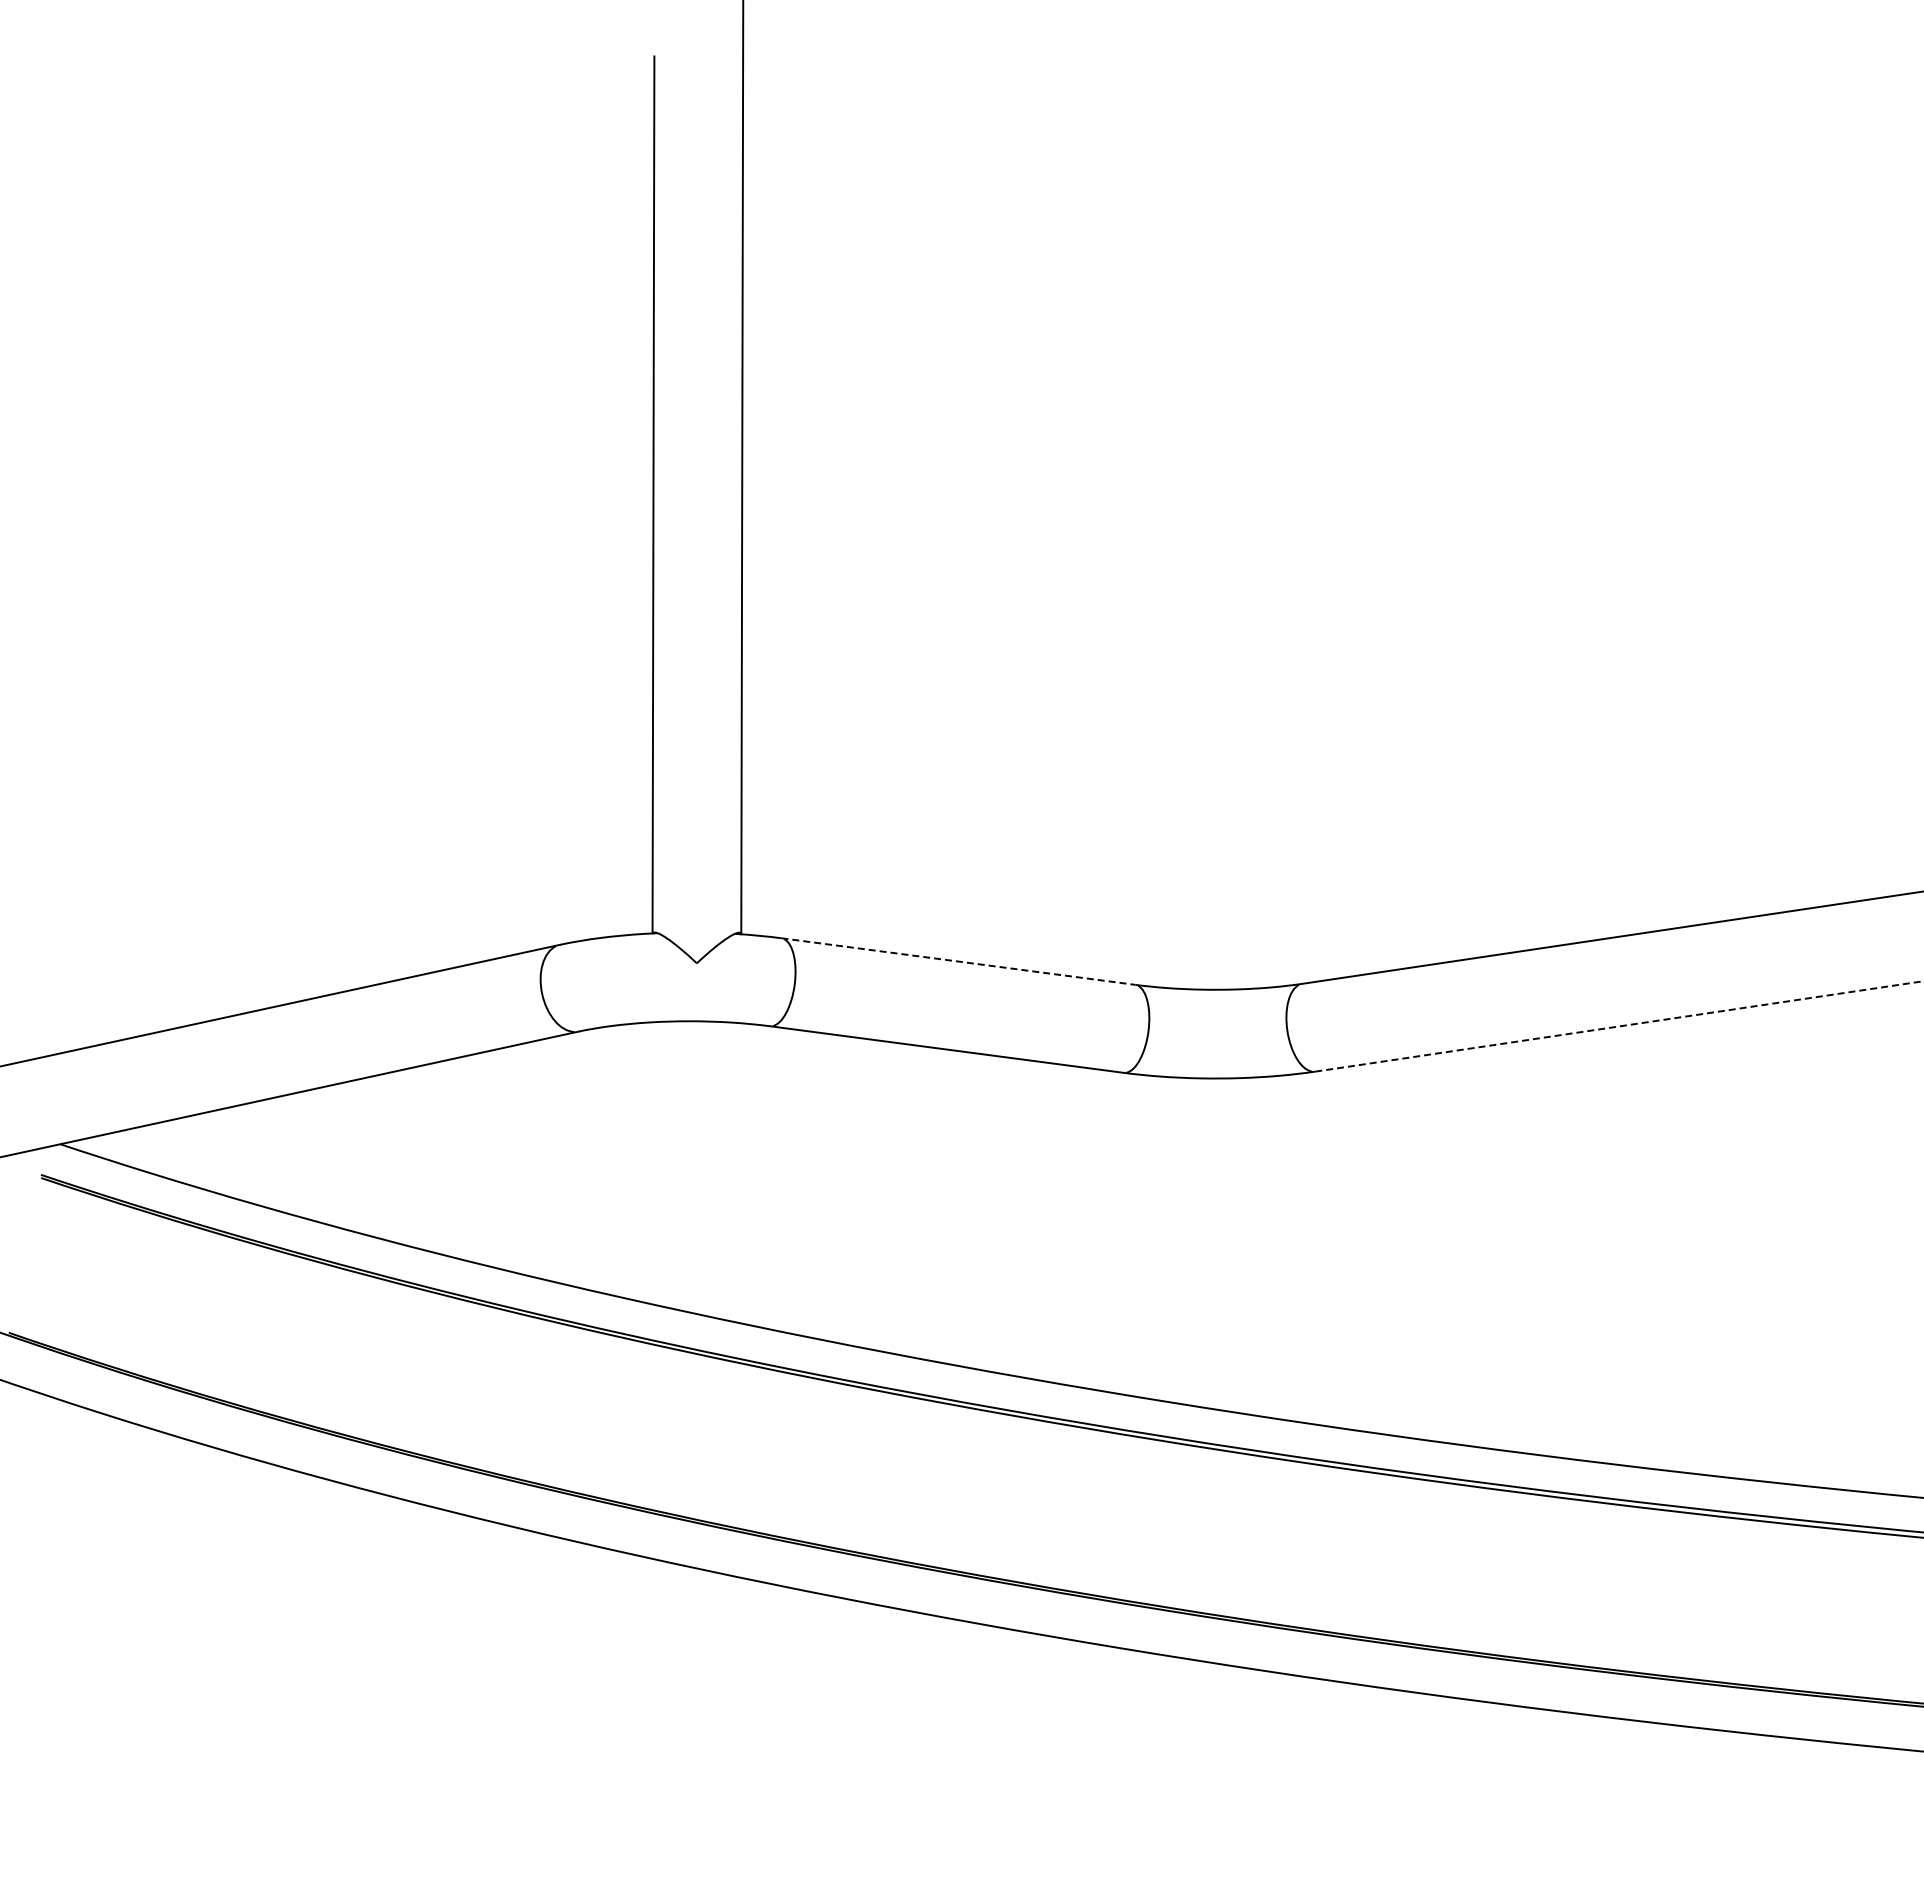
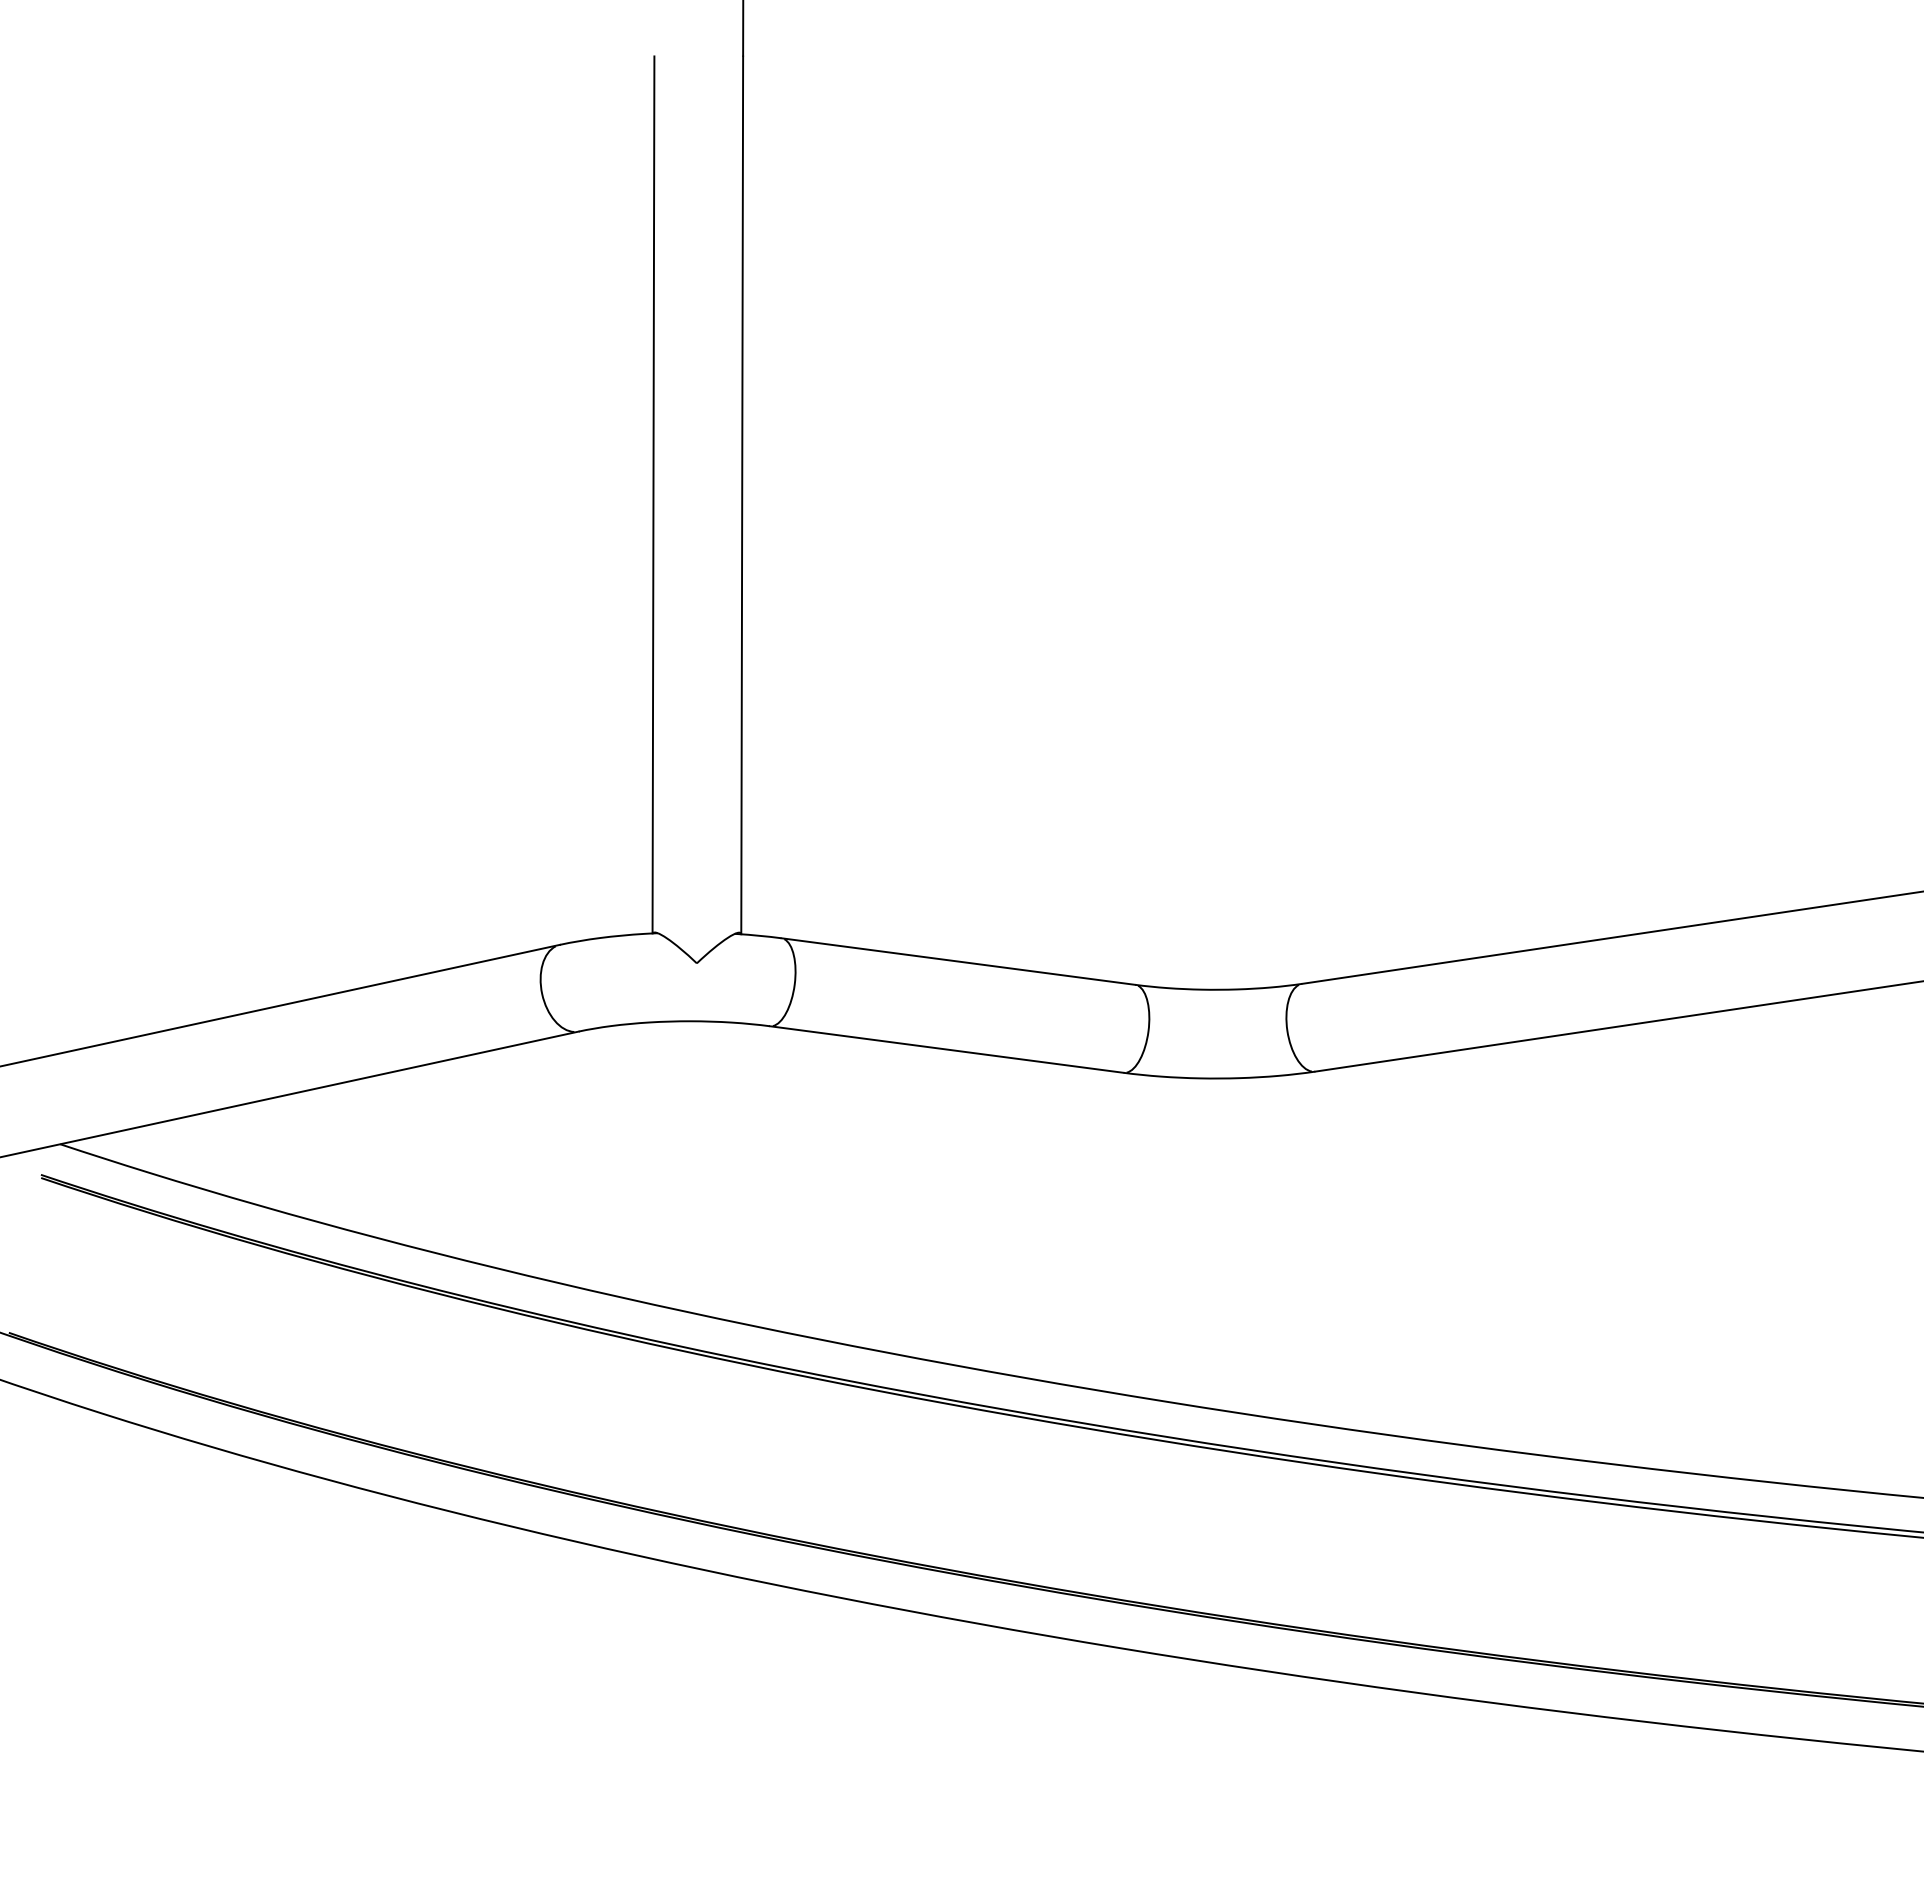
line: dashed -> solid (958, 961)
line: dashed -> solid (1619, 1026)
